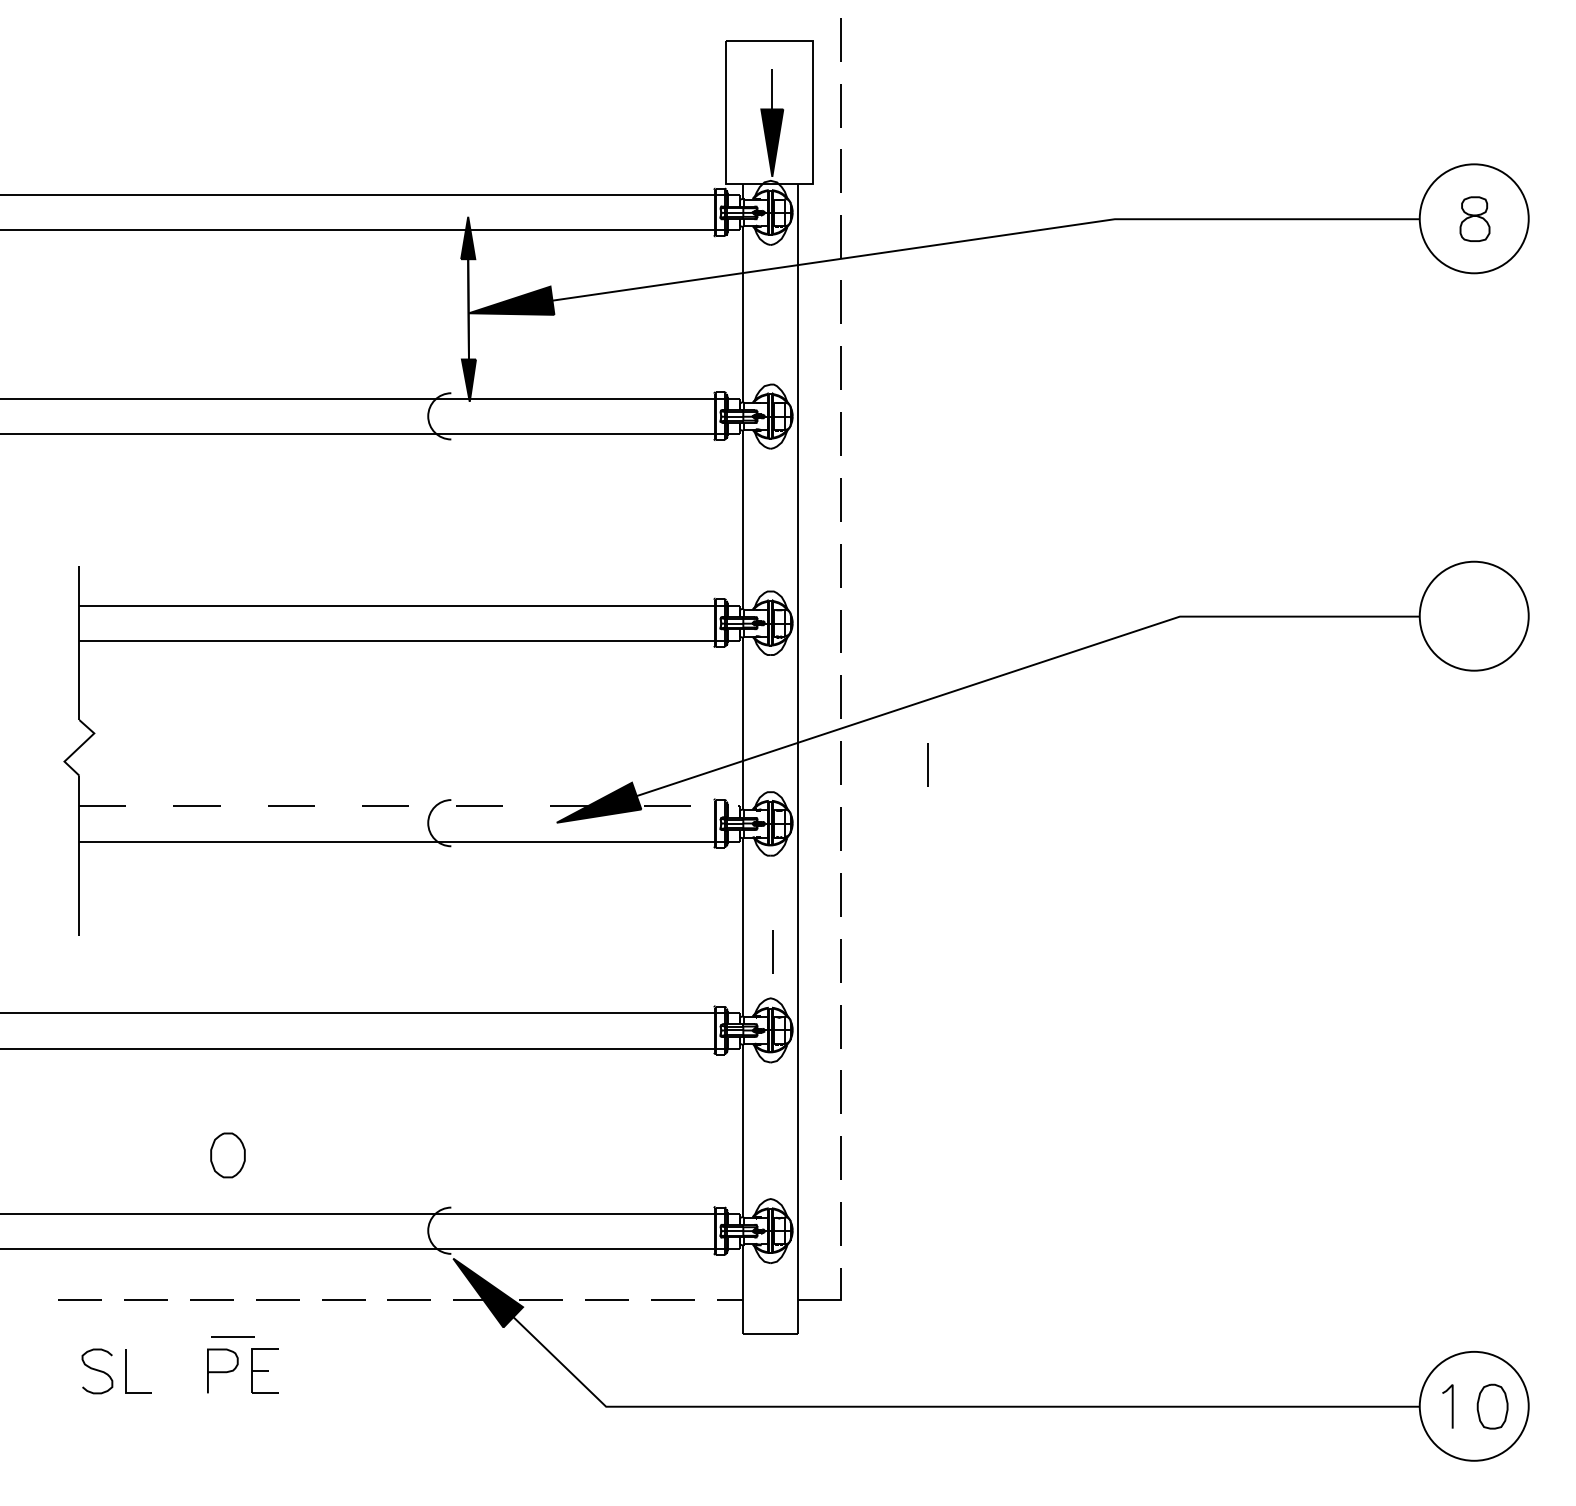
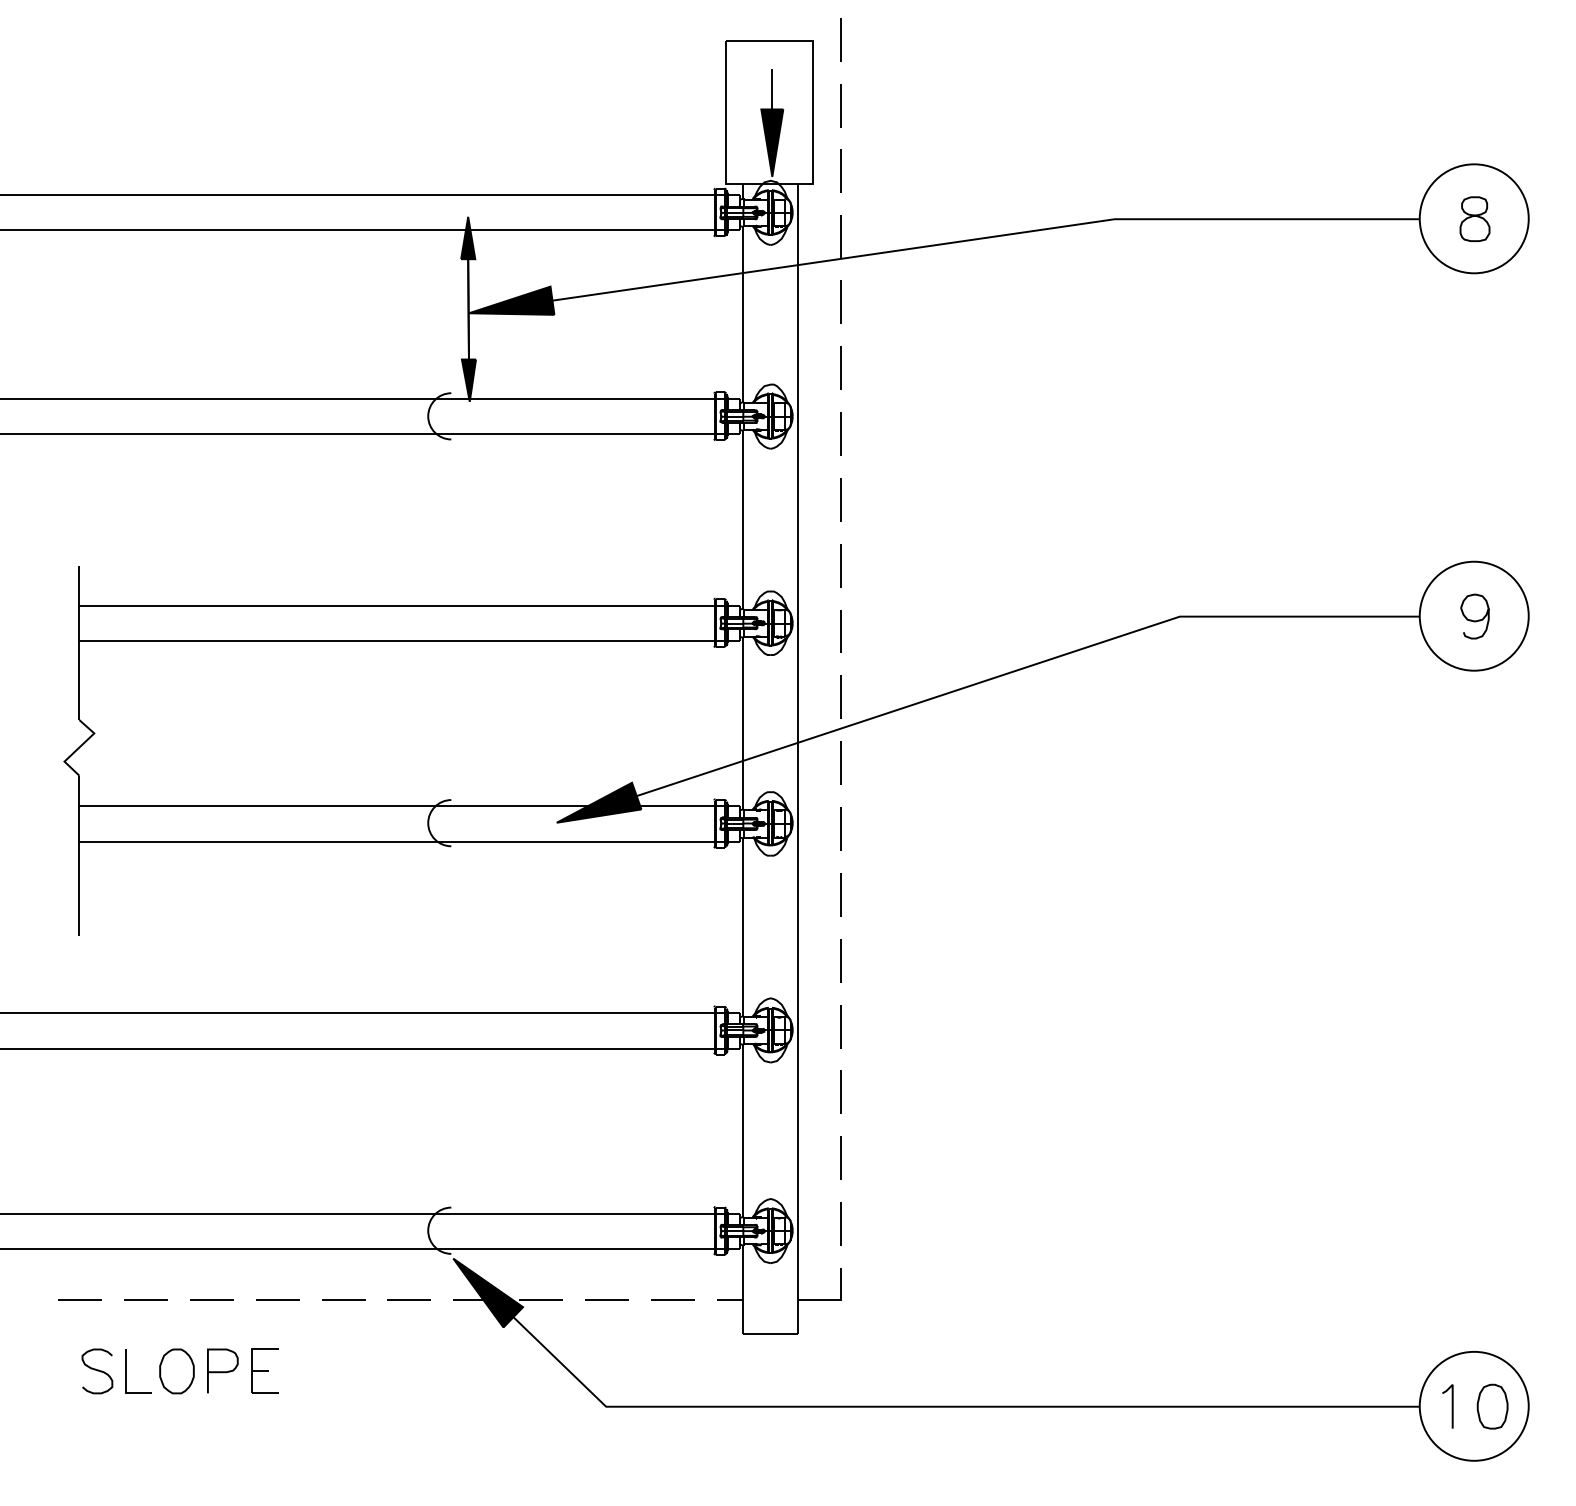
curve: none -> present (1474, 620)
line: present -> none (927, 764)
line: dashed -> solid (410, 806)
line: present -> none (772, 951)
part position: (227, 1155) -> (176, 1371) (176, 1371)
line: present -> none (232, 1336)
